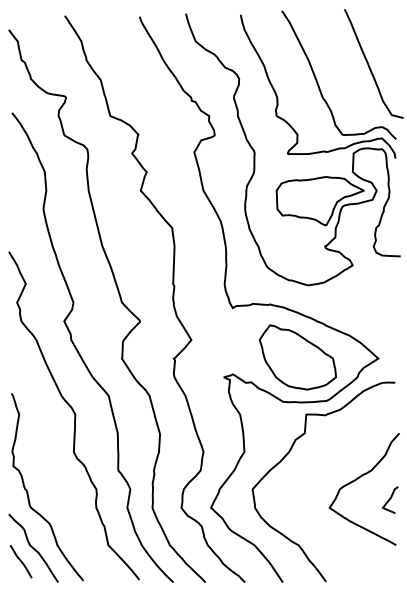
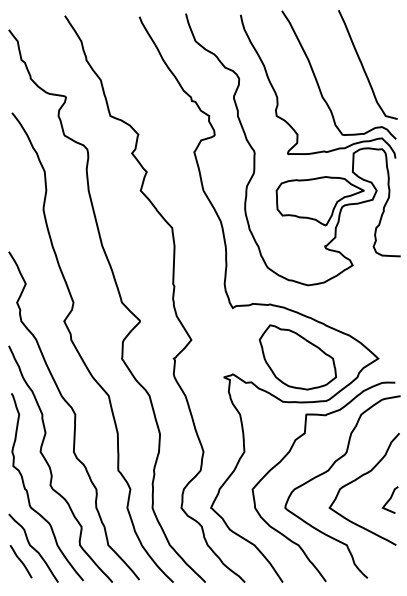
curve position: (369, 64) -> (363, 65) (363, 65)
curve: none -> present (50, 466)
curve: none -> present (328, 471)
